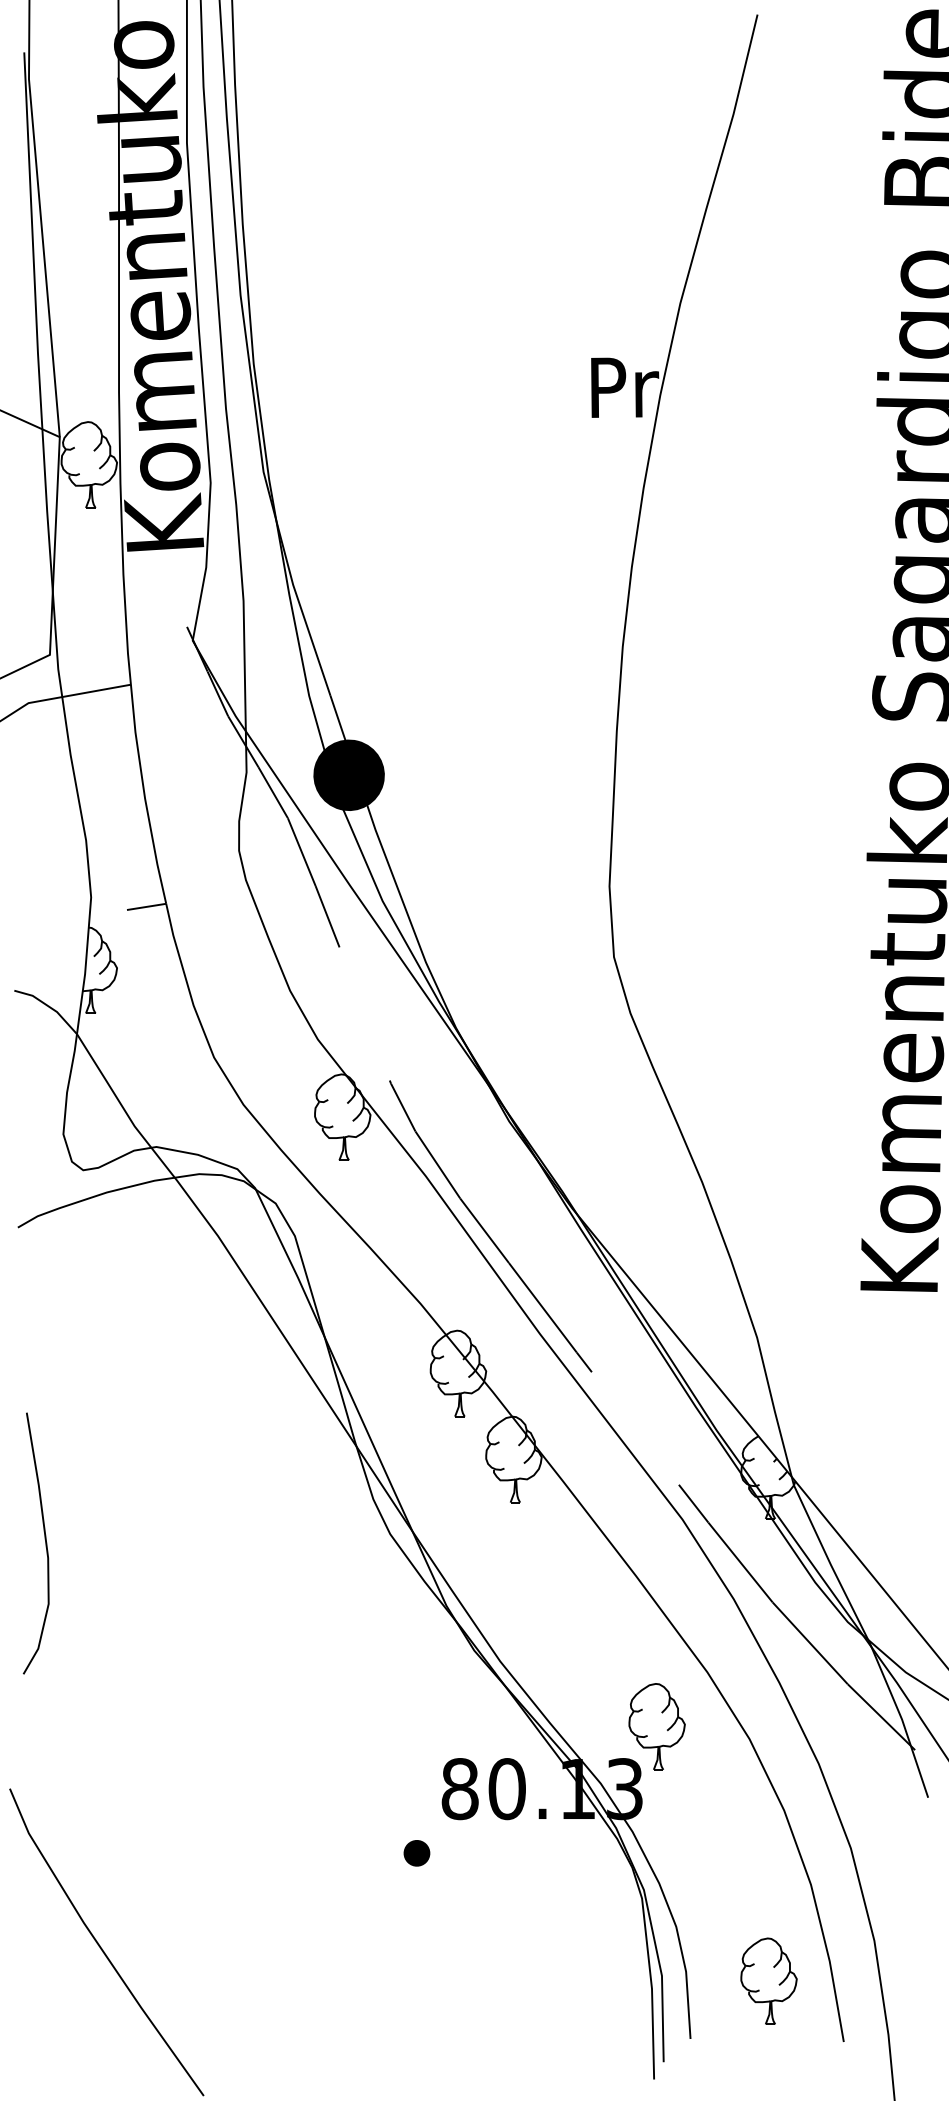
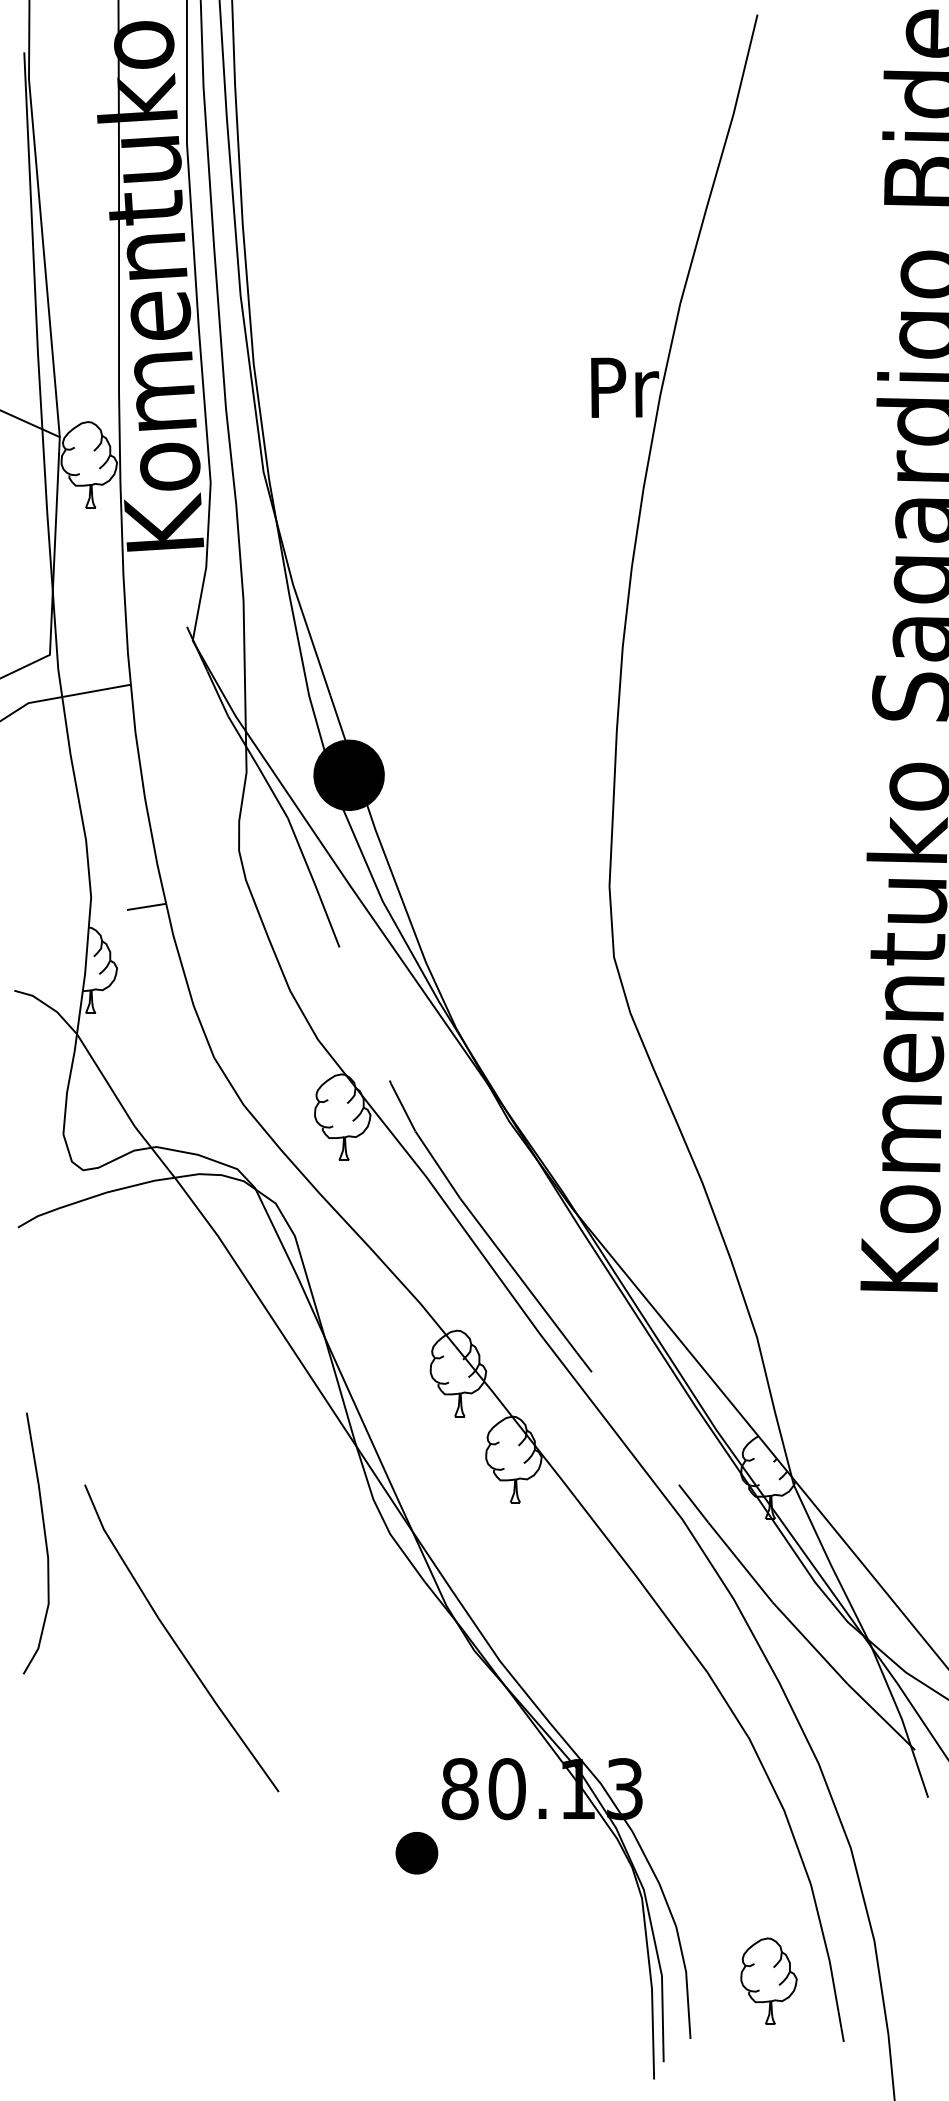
part: present -> none (656, 1726)
part size: 28x27 px -> 44x43 px (416, 1853)
line position: (100, 1945) -> (175, 1641) (175, 1641)
